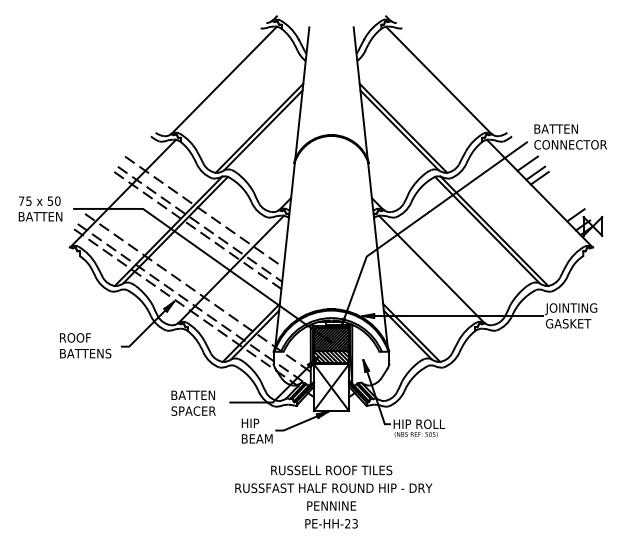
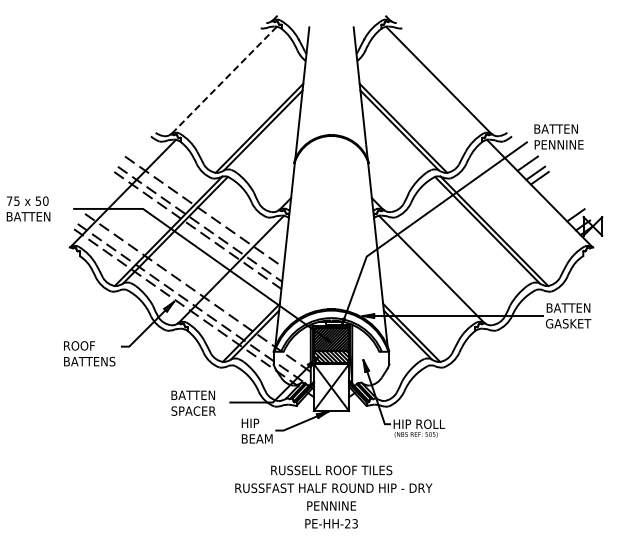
line: solid -> dashed (224, 80)
text: CONNECTOR -> PENNINE (570, 144)
text position: (40, 208) -> (28, 208) (28, 208)
text: JOINTING -> BATTEN (571, 309)
text position: (85, 345) -> (89, 353) (89, 353)
